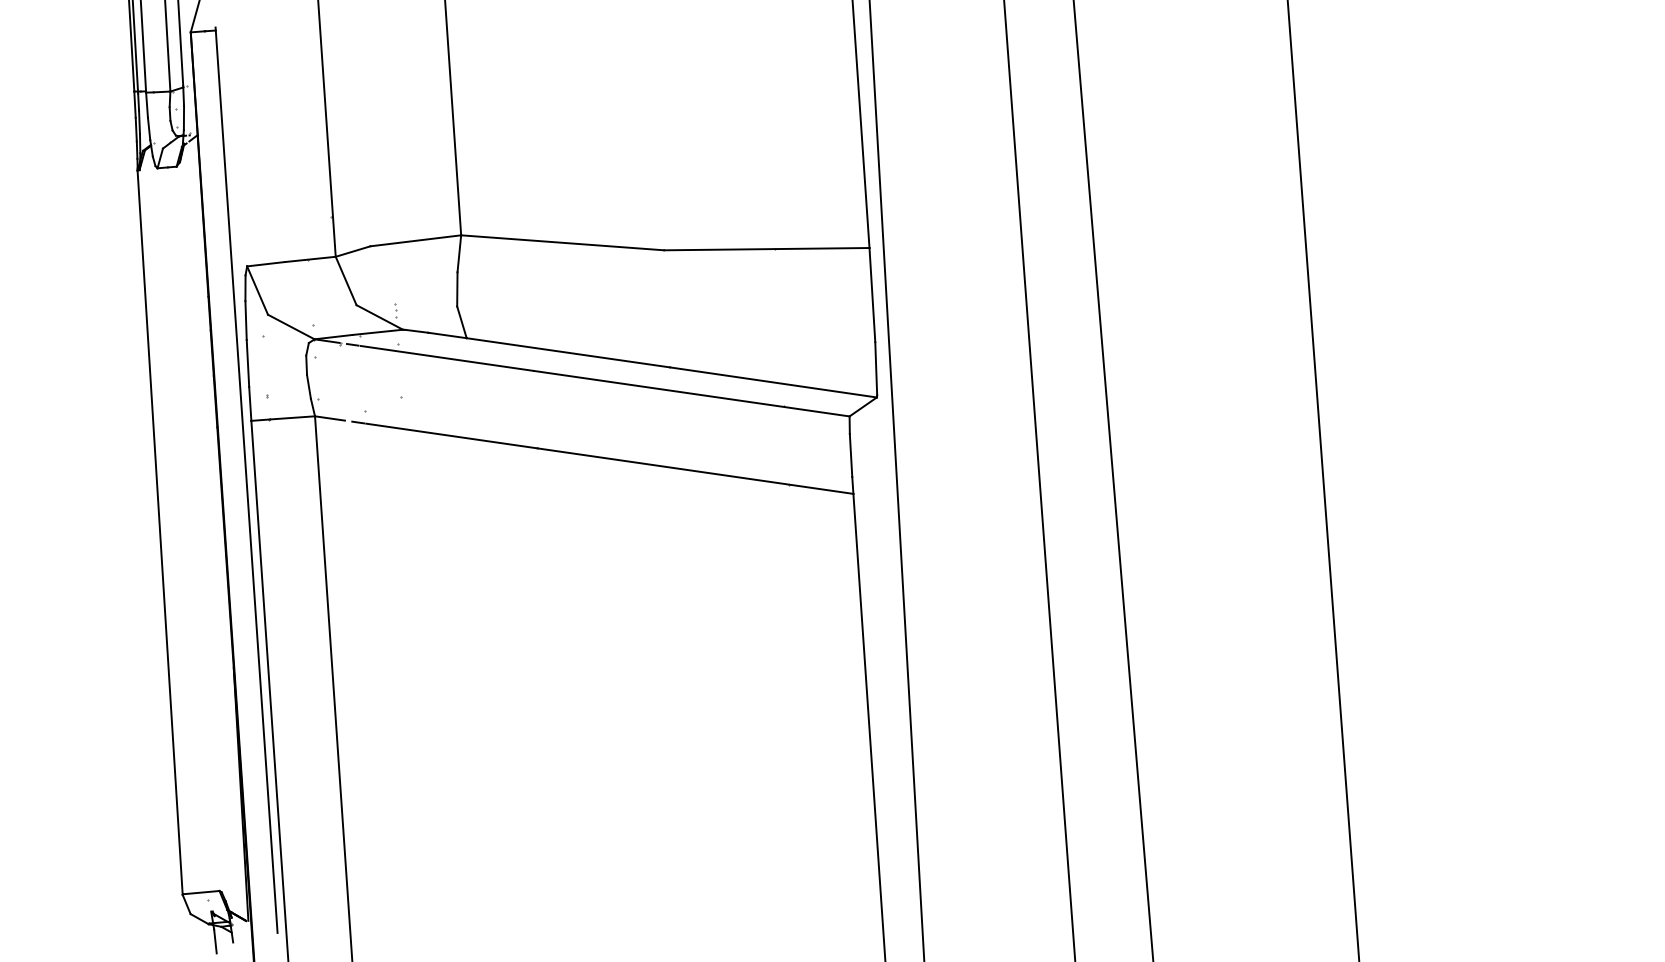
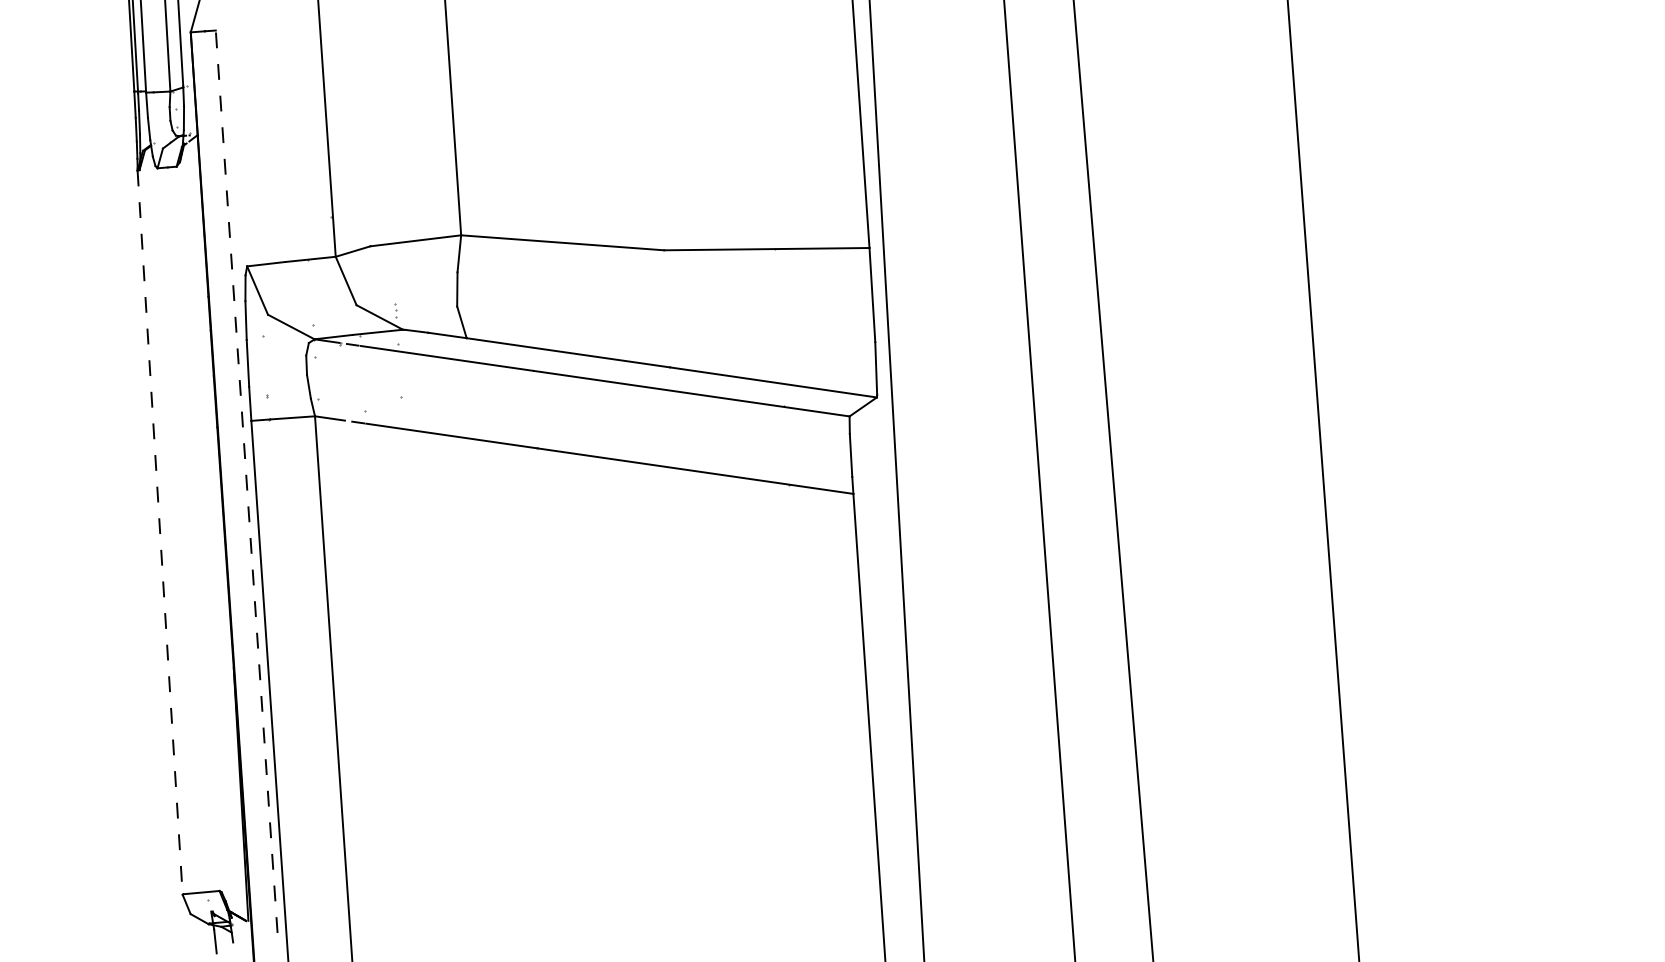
line: solid -> dashed (246, 480)
line: solid -> dashed (160, 532)
